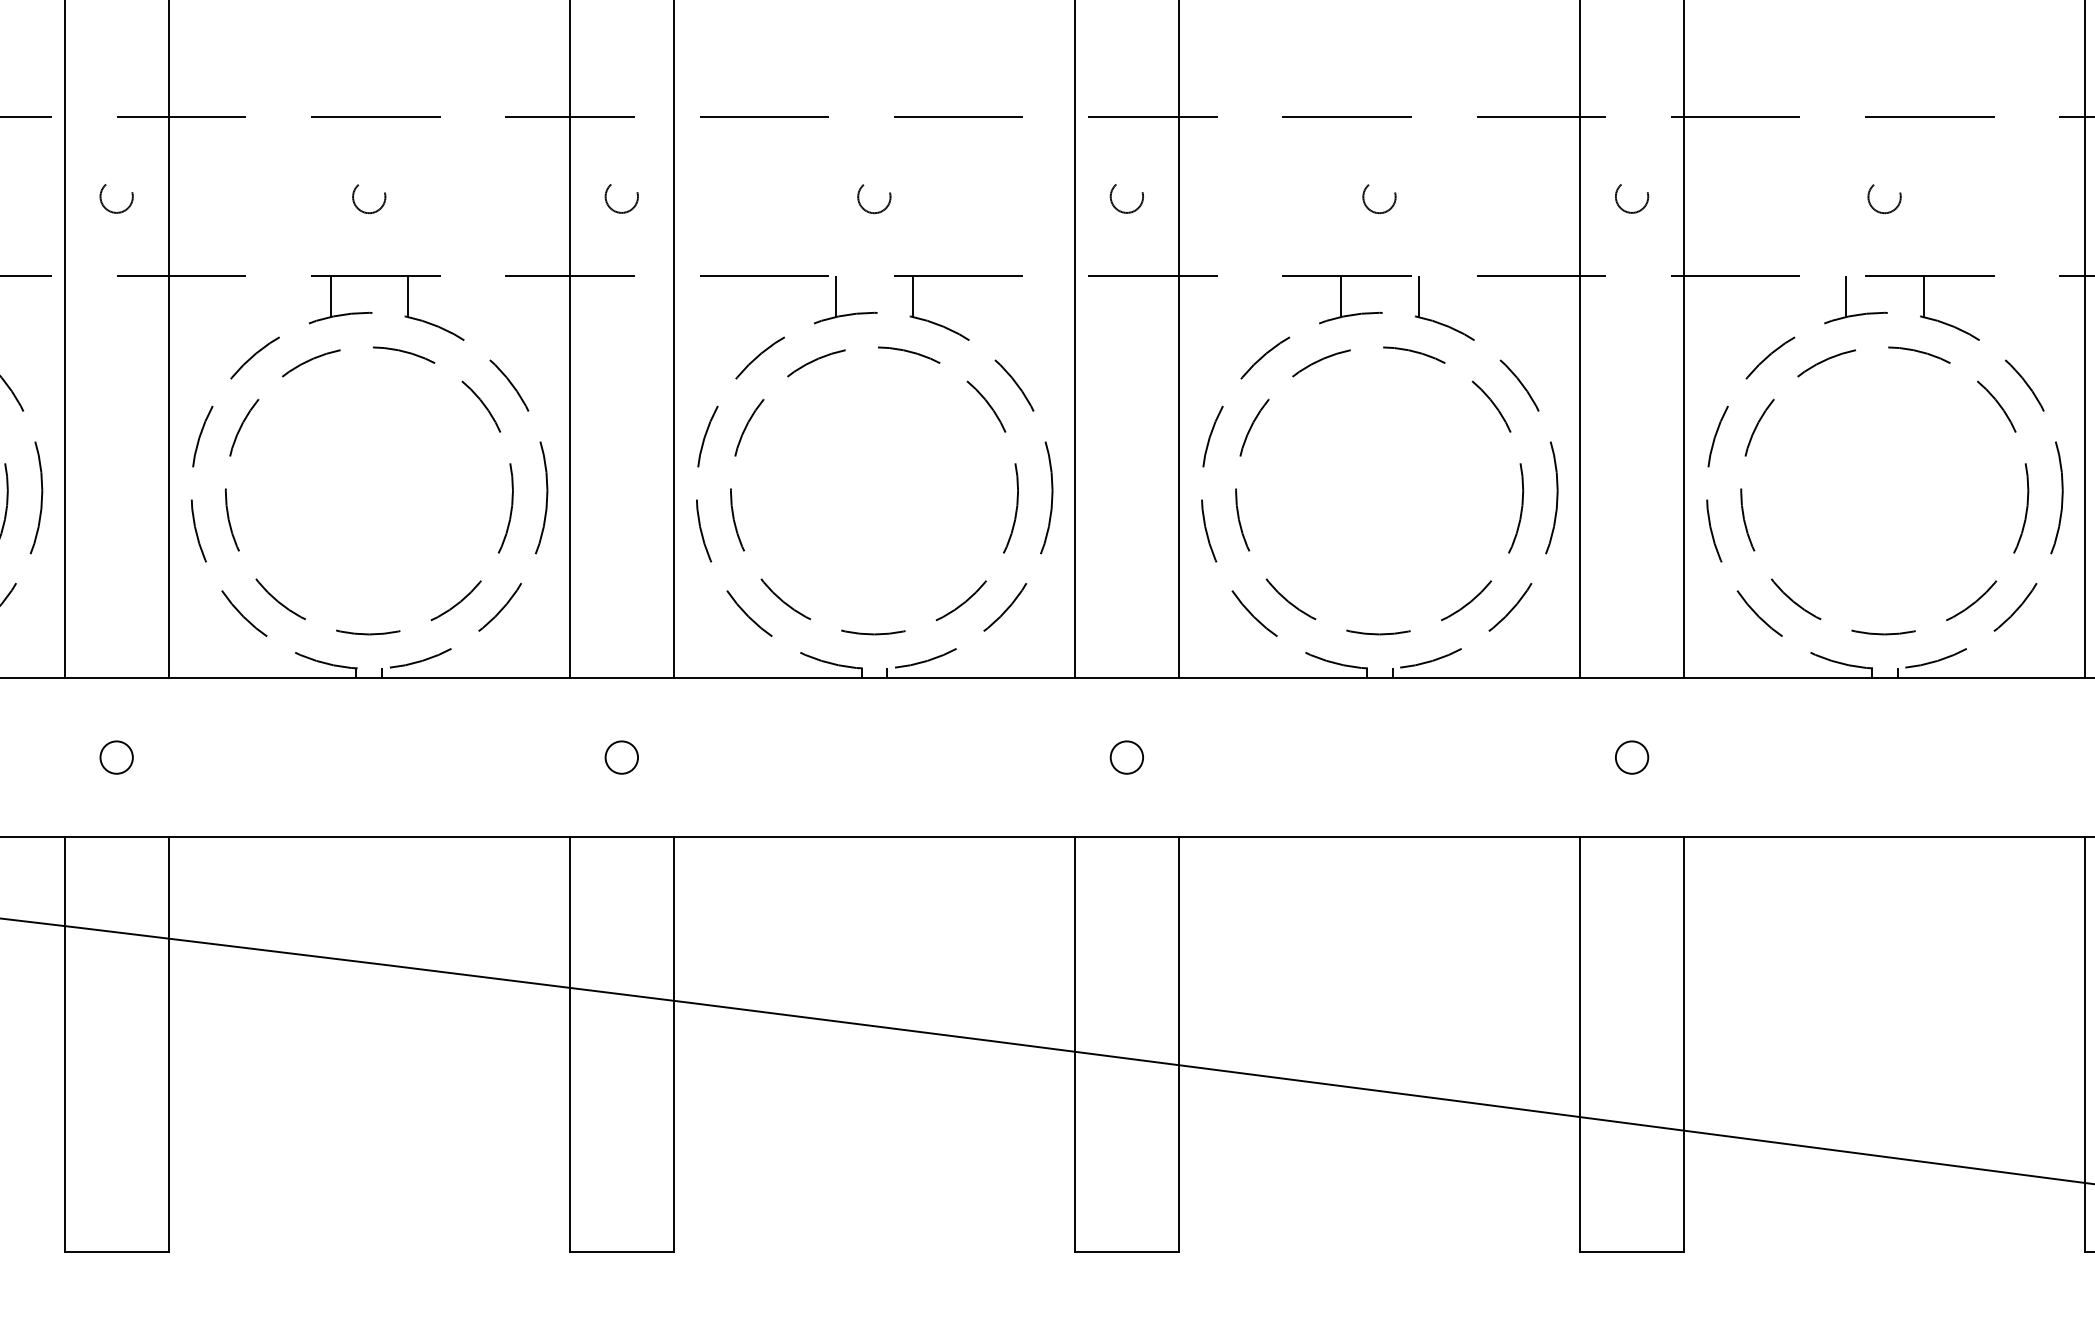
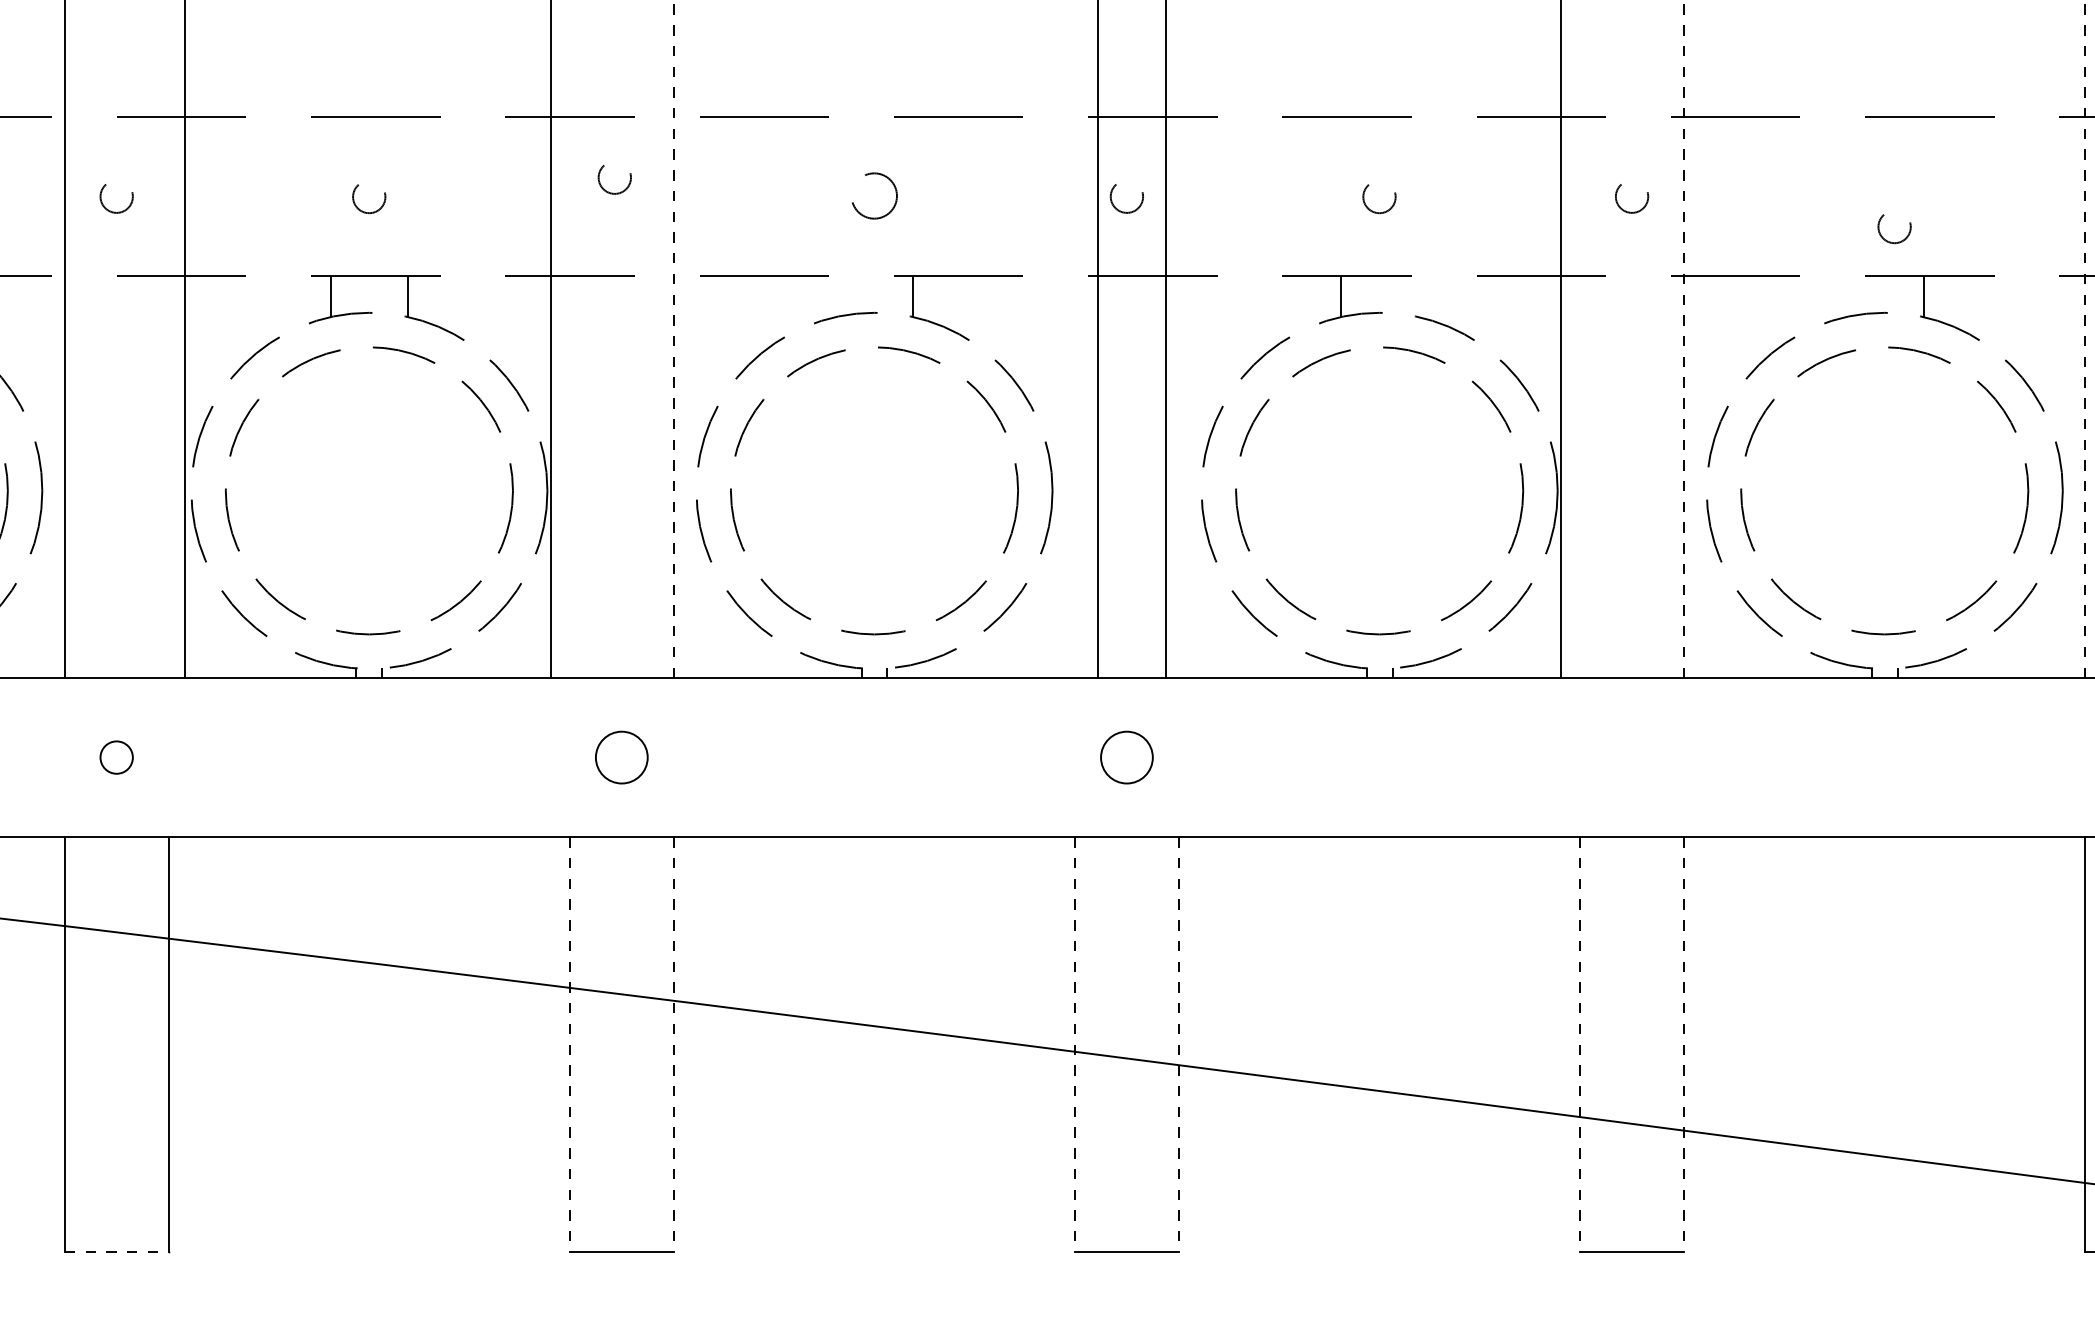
circle position: (621, 198) -> (614, 179) (614, 179)
circle size: 35x31 px -> 47x48 px (874, 195)
circle position: (1884, 199) -> (1894, 229) (1894, 229)
line: present -> none (835, 296)
line: present -> none (1418, 296)
line: present -> none (1845, 296)
line: solid -> dashed (673, 338)
line: solid -> dashed (1683, 338)
line: solid -> dashed (2085, 338)
line position: (168, 339) -> (184, 339) (184, 339)
line position: (570, 339) -> (551, 339) (551, 339)
line position: (1075, 339) -> (1098, 339) (1098, 339)
line position: (1178, 339) -> (1165, 339) (1165, 339)
line position: (1580, 339) -> (1561, 339) (1561, 339)
circle diameter: 32 px -> 52 px (621, 757)
circle diameter: 32 px -> 52 px (1126, 757)
circle: present -> none (1632, 757)
line: solid -> dashed (570, 1045)
line: solid -> dashed (673, 1045)
line: solid -> dashed (1075, 1045)
line: solid -> dashed (1178, 1045)
line: solid -> dashed (1580, 1045)
line: solid -> dashed (1683, 1045)
line: solid -> dashed (116, 1251)
